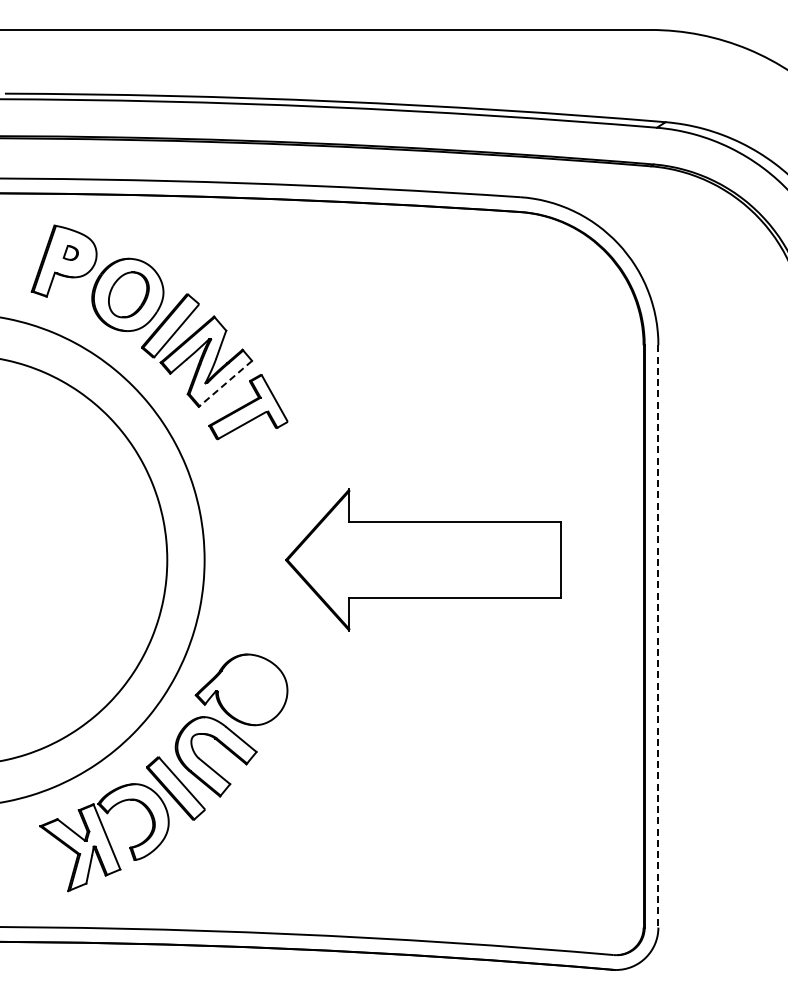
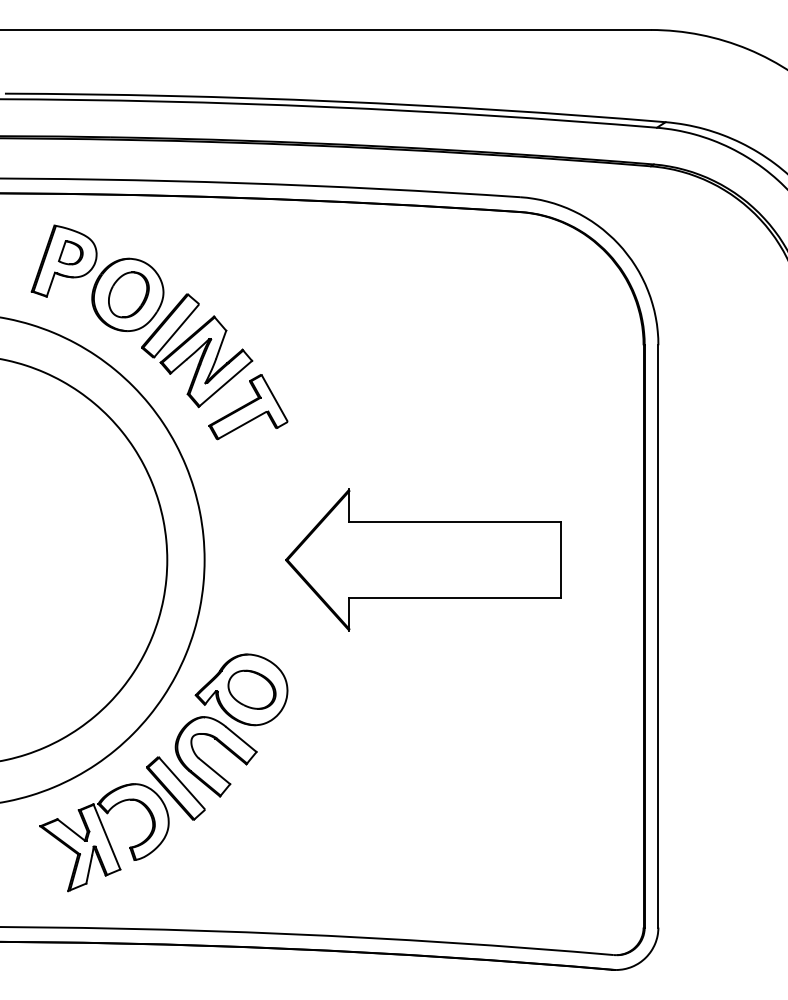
part size: 17x16 px -> 26x26 px (70, 252)
line: dashed -> solid (225, 384)
line: dashed -> solid (658, 636)
part: none -> present (251, 689)
